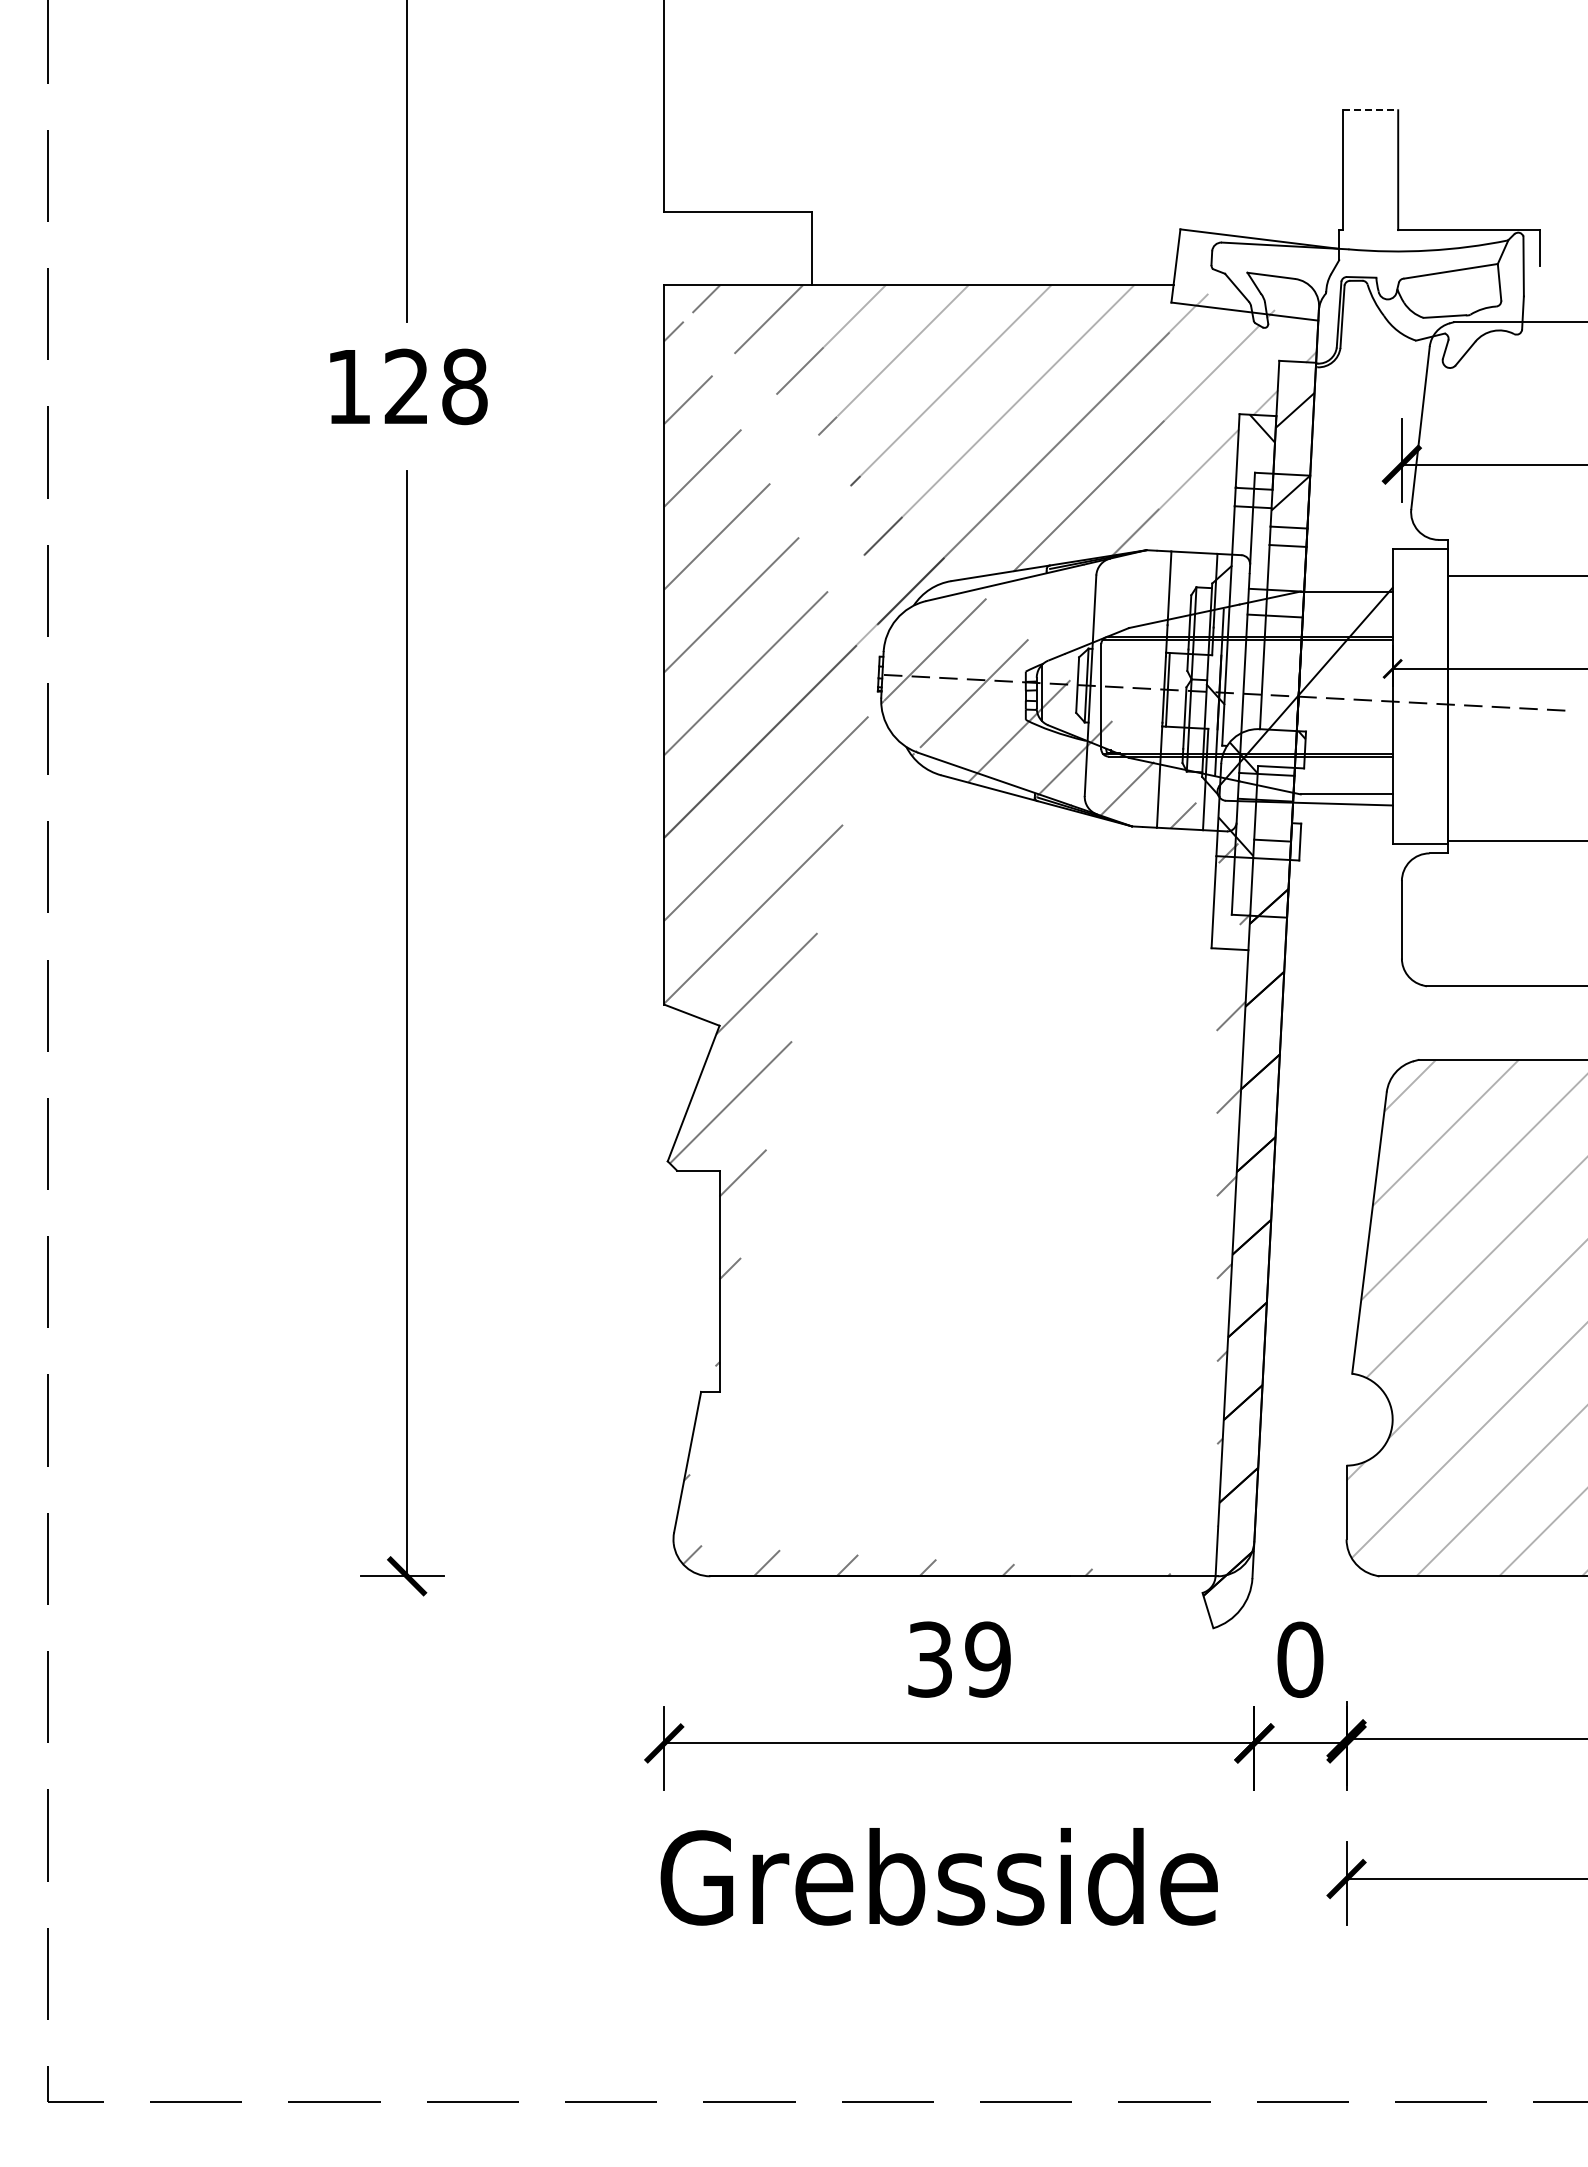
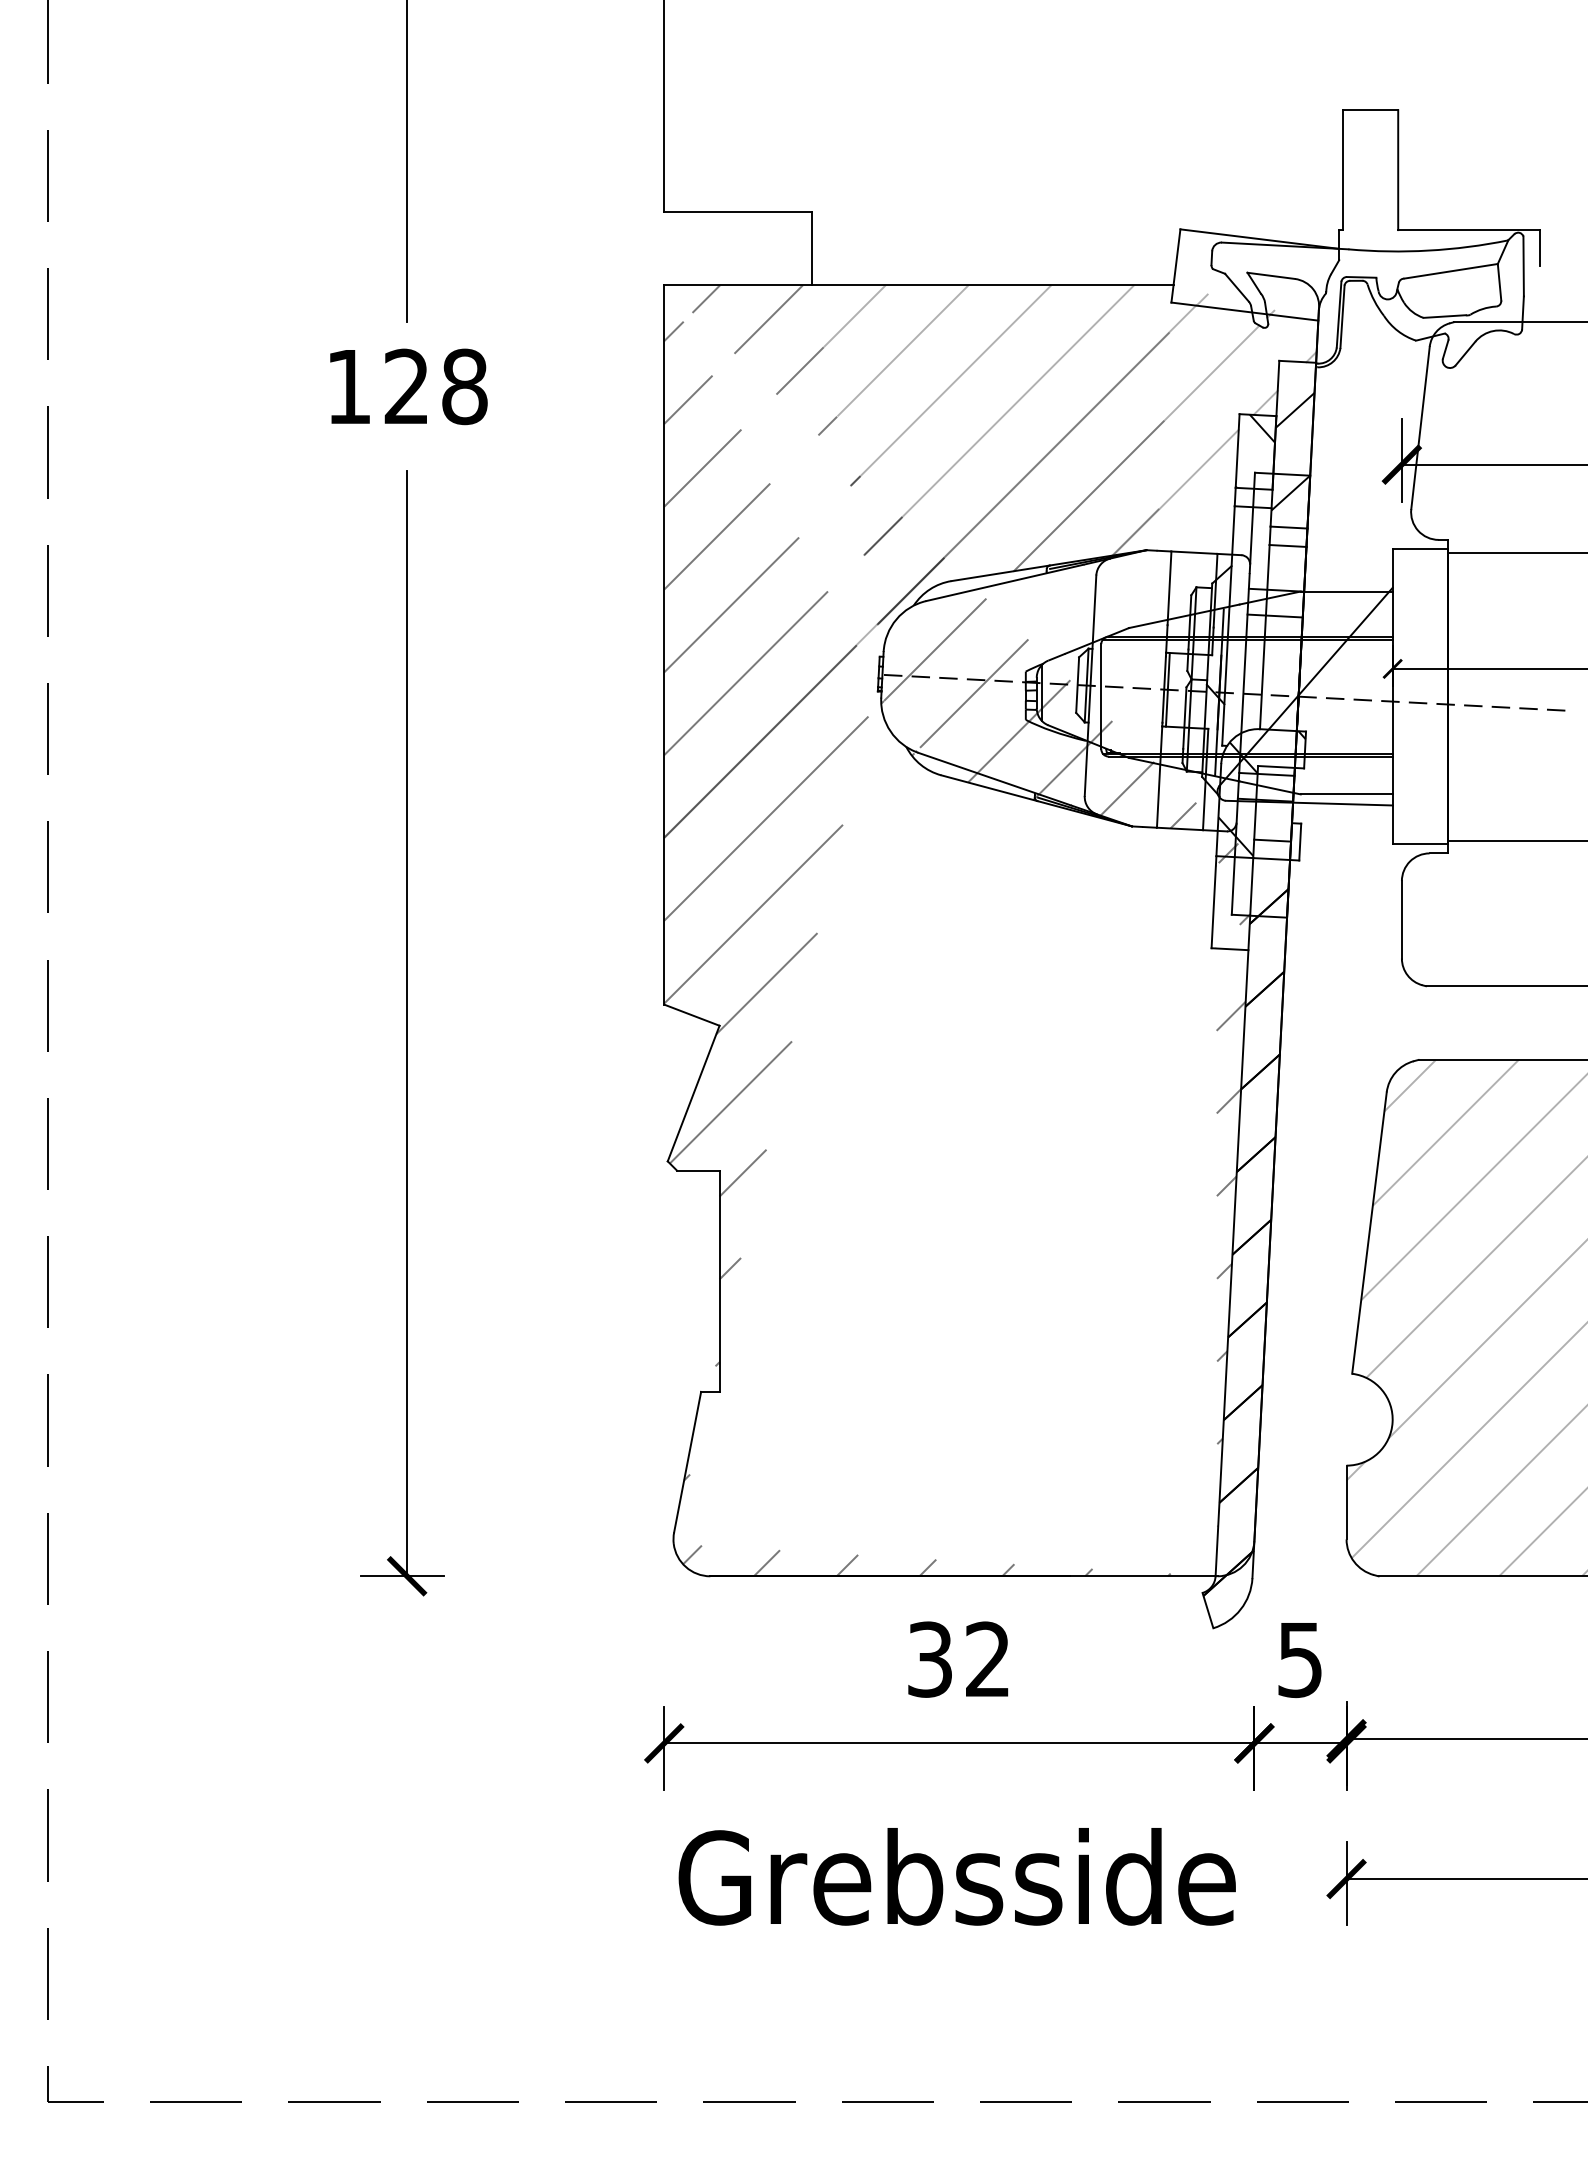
line: dashed -> solid (1370, 110)
line position: (1515, 575) -> (1515, 552) (1515, 552)
text: 39 -> 32 (987, 1659)
text: 0 -> 5 (1300, 1659)
text position: (938, 1876) -> (956, 1876) (956, 1876)
